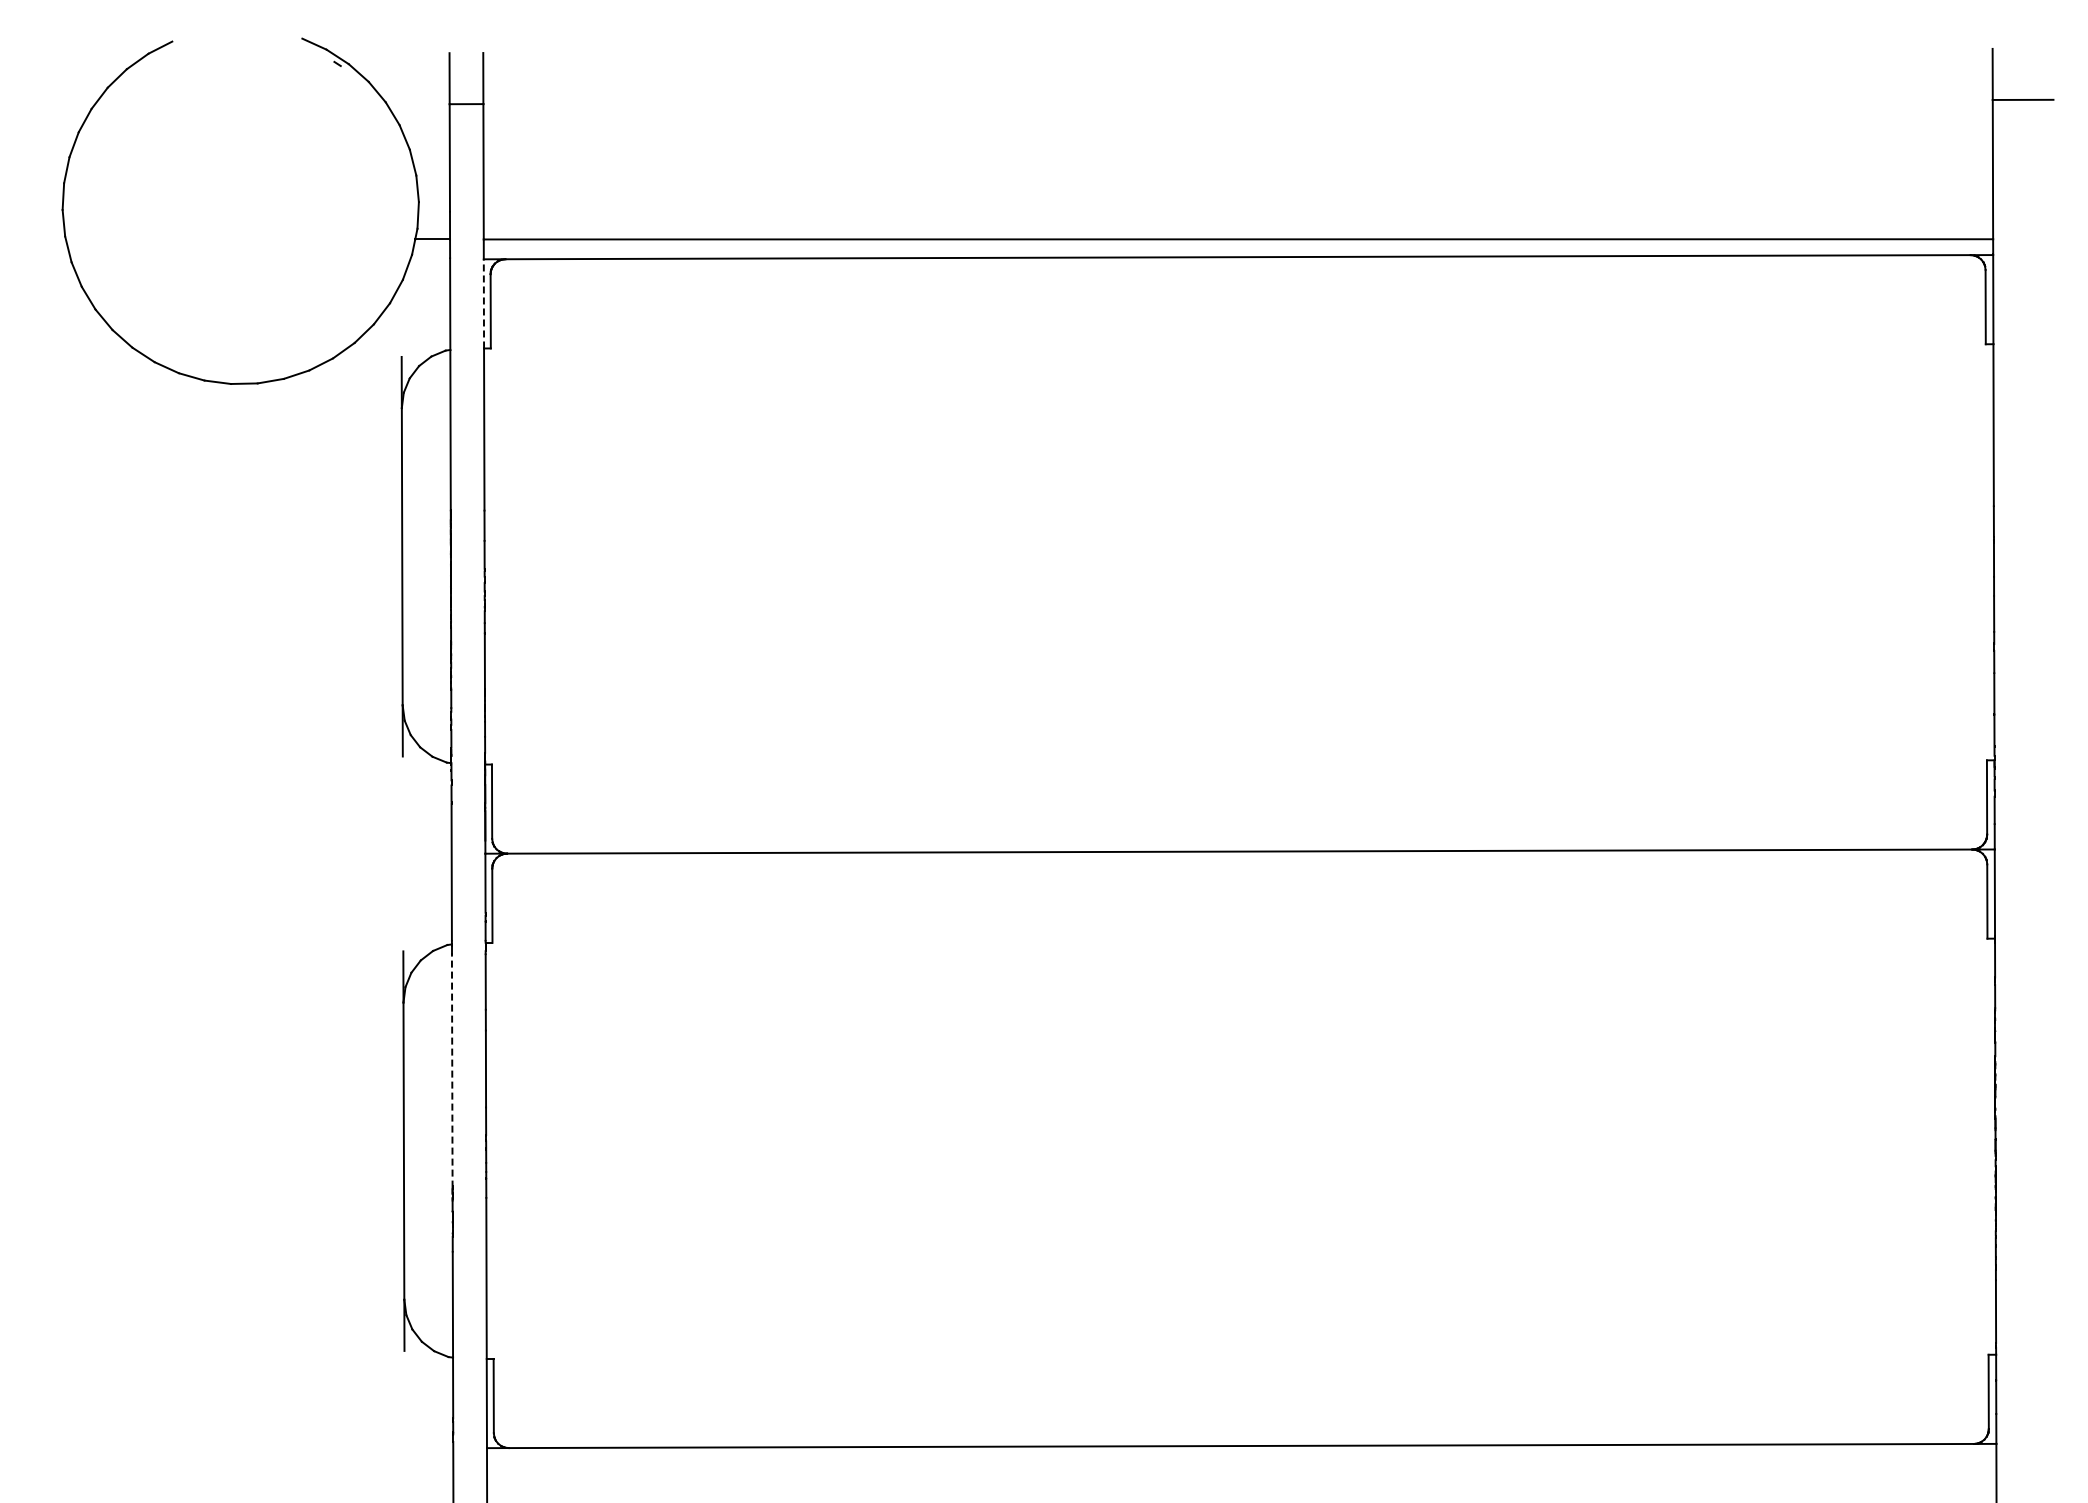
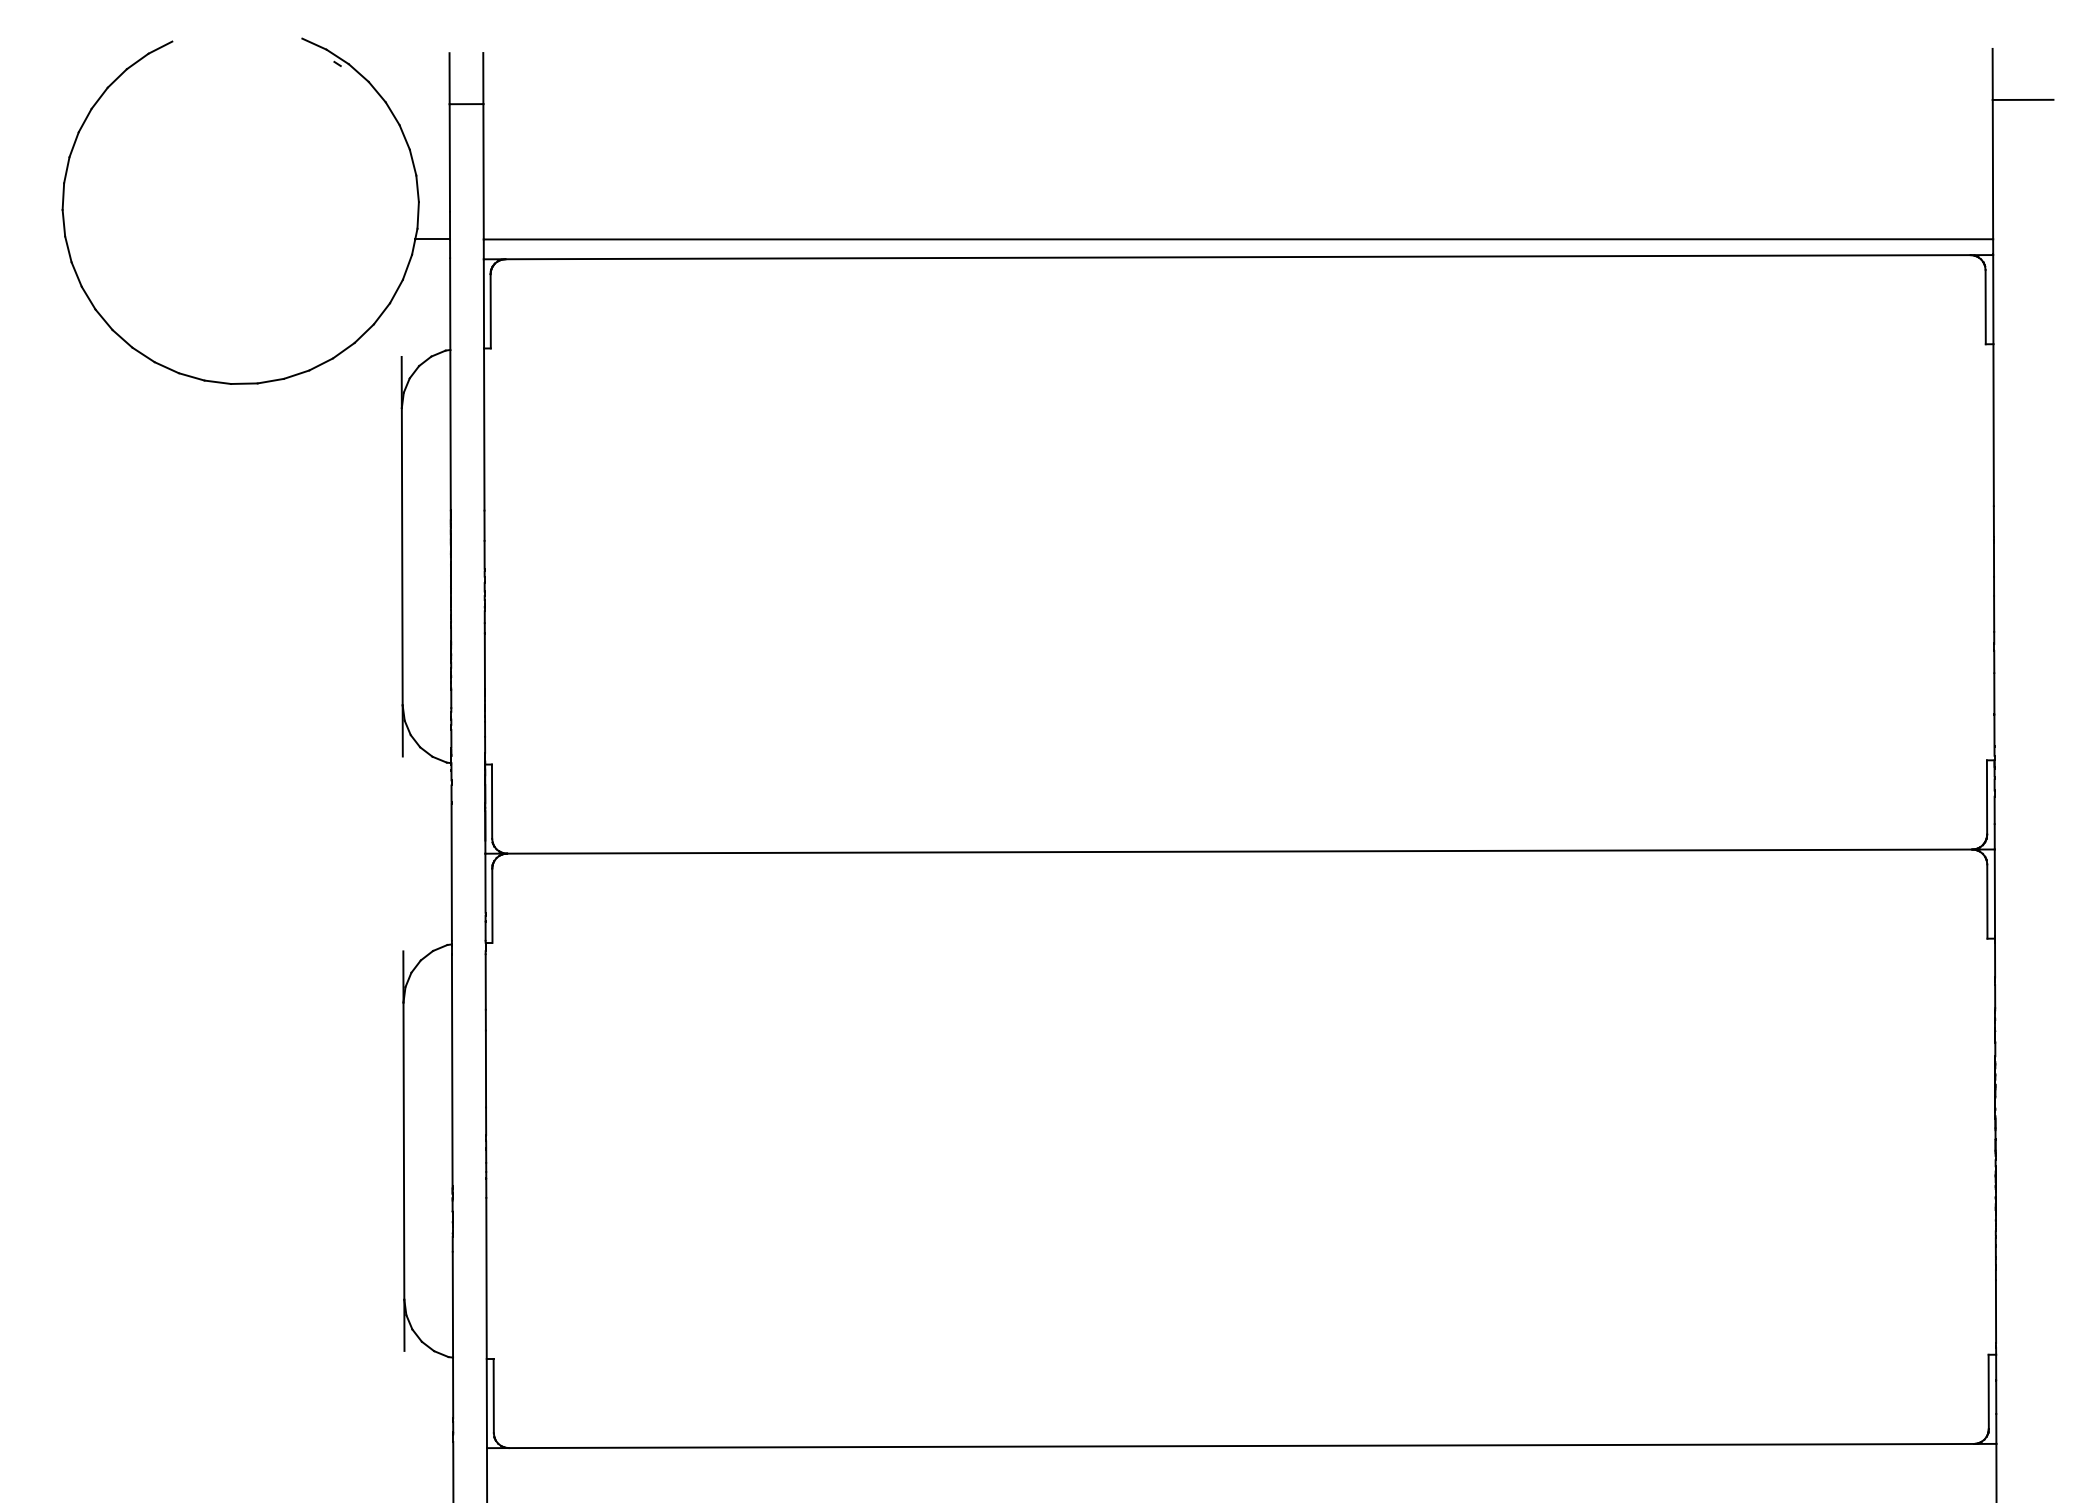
line: dashed -> solid (483, 303)
line: dashed -> solid (452, 1071)
